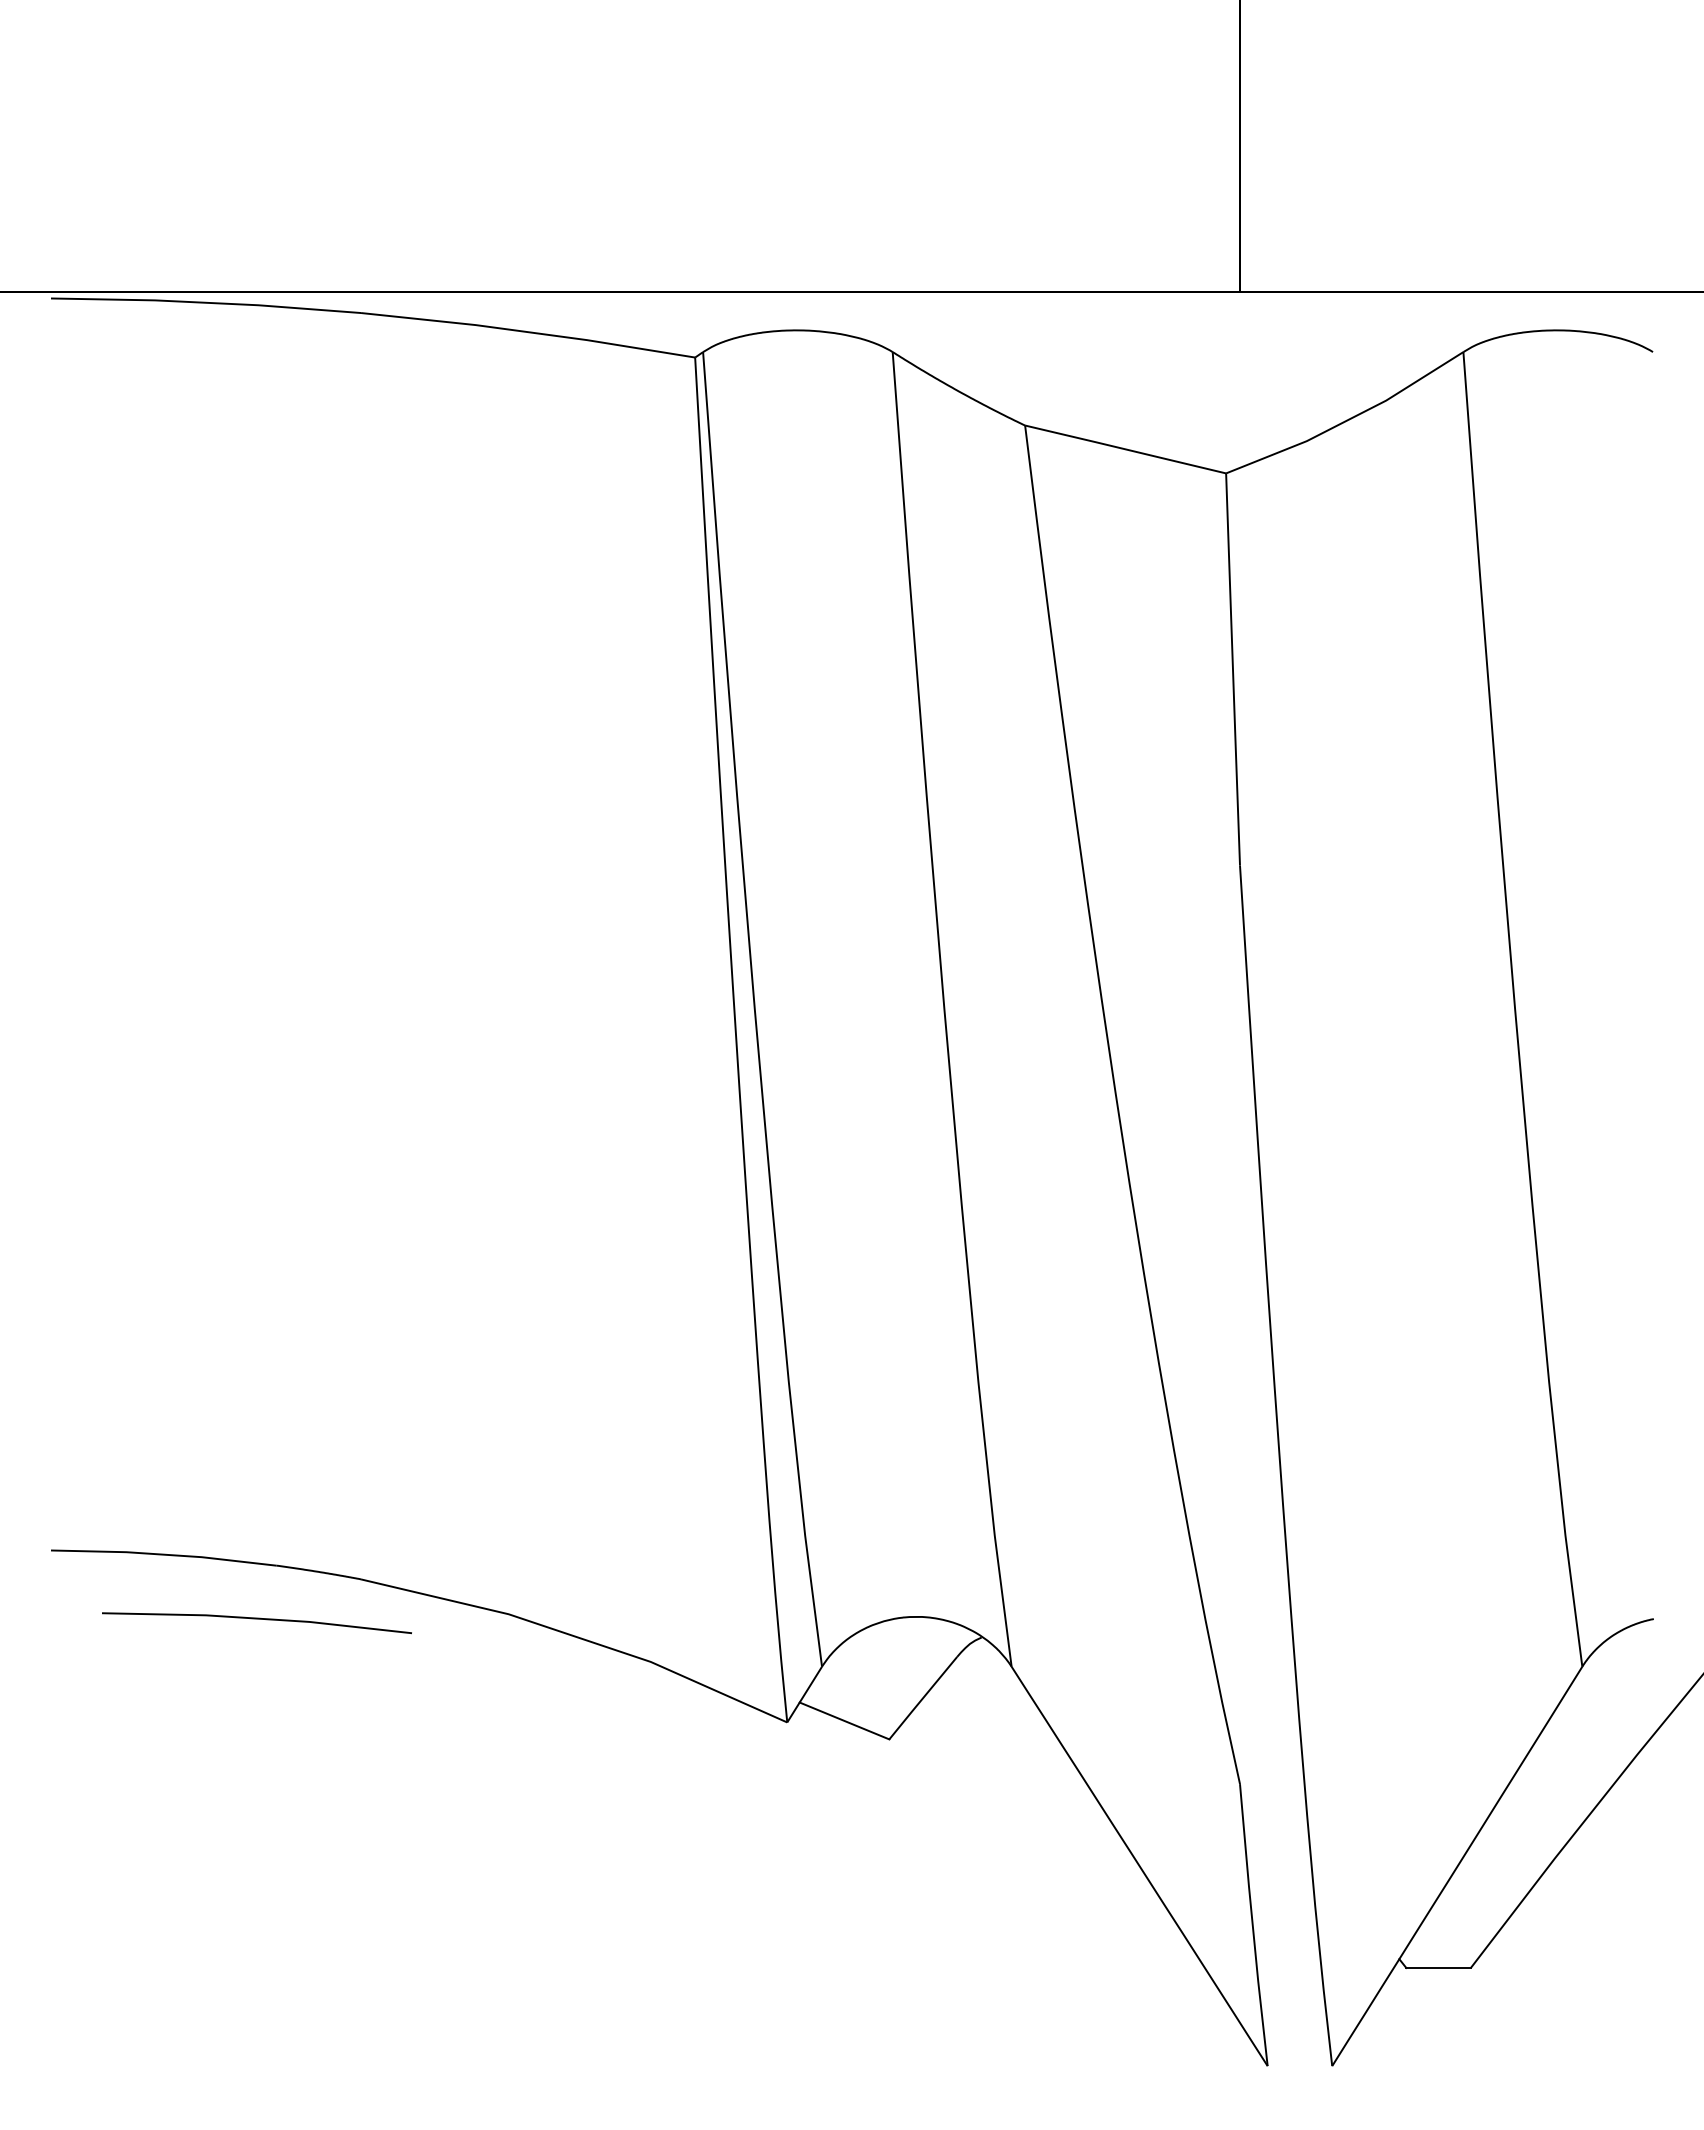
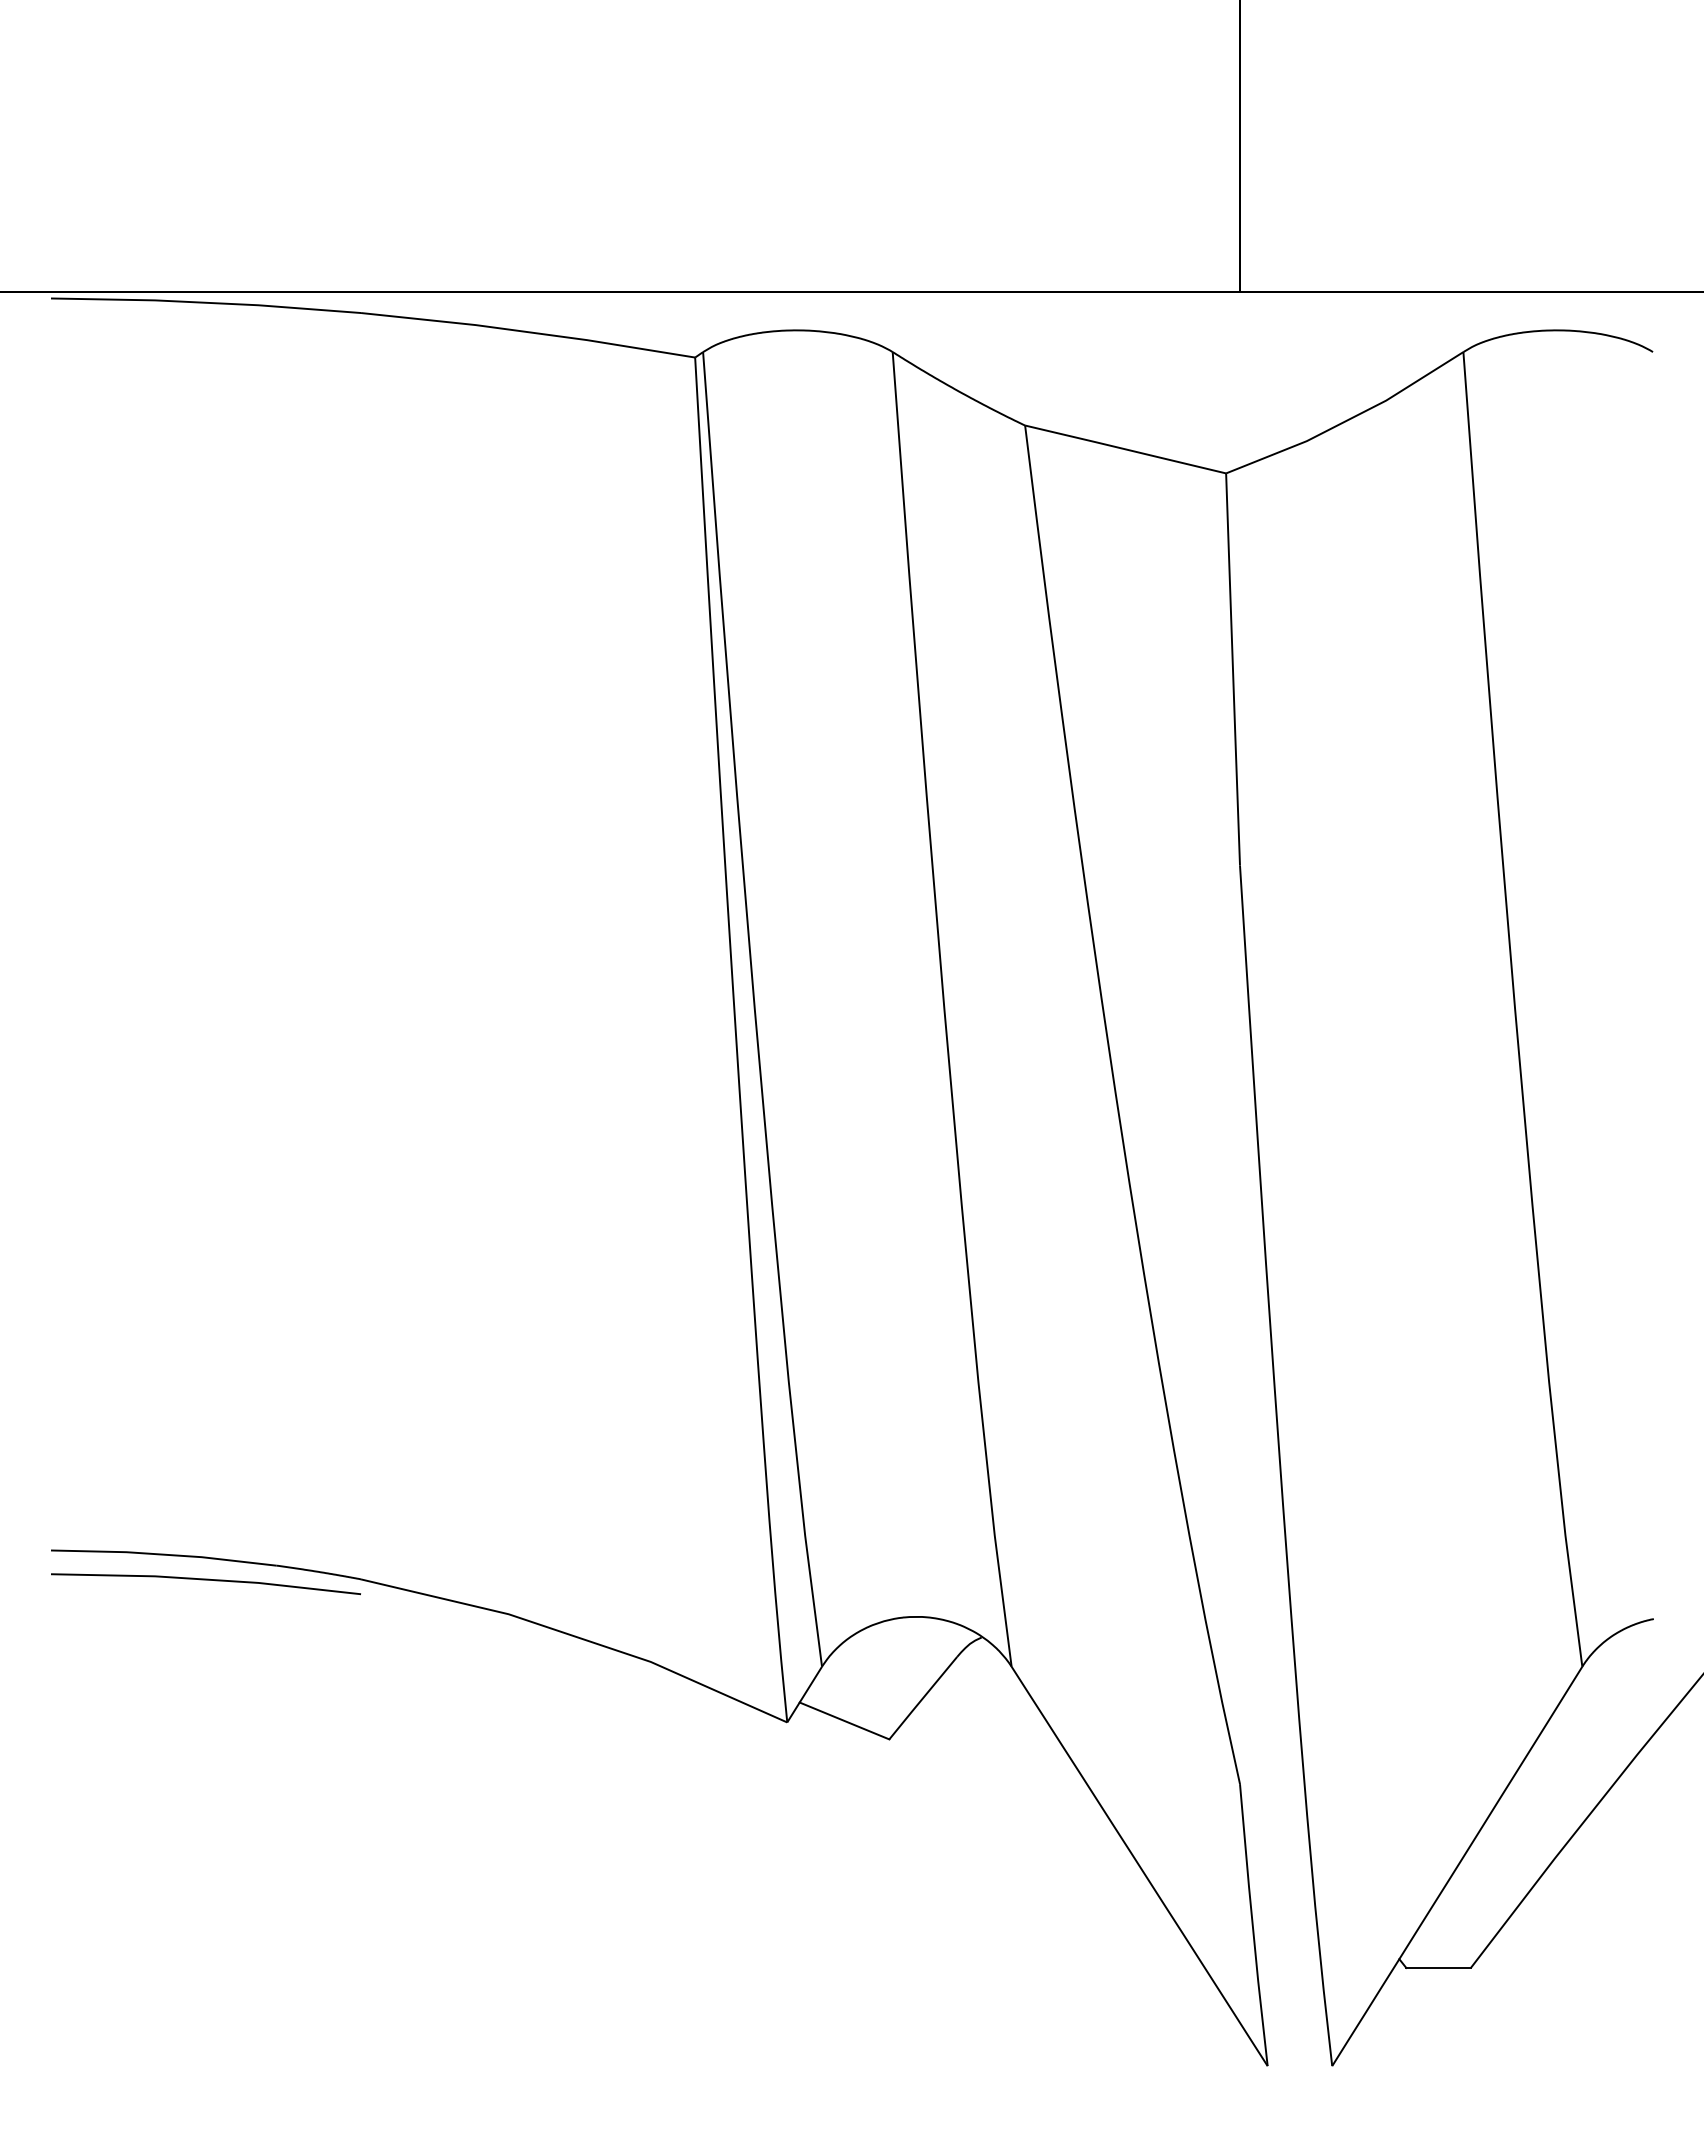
line position: (256, 1619) -> (205, 1580) (205, 1580)
